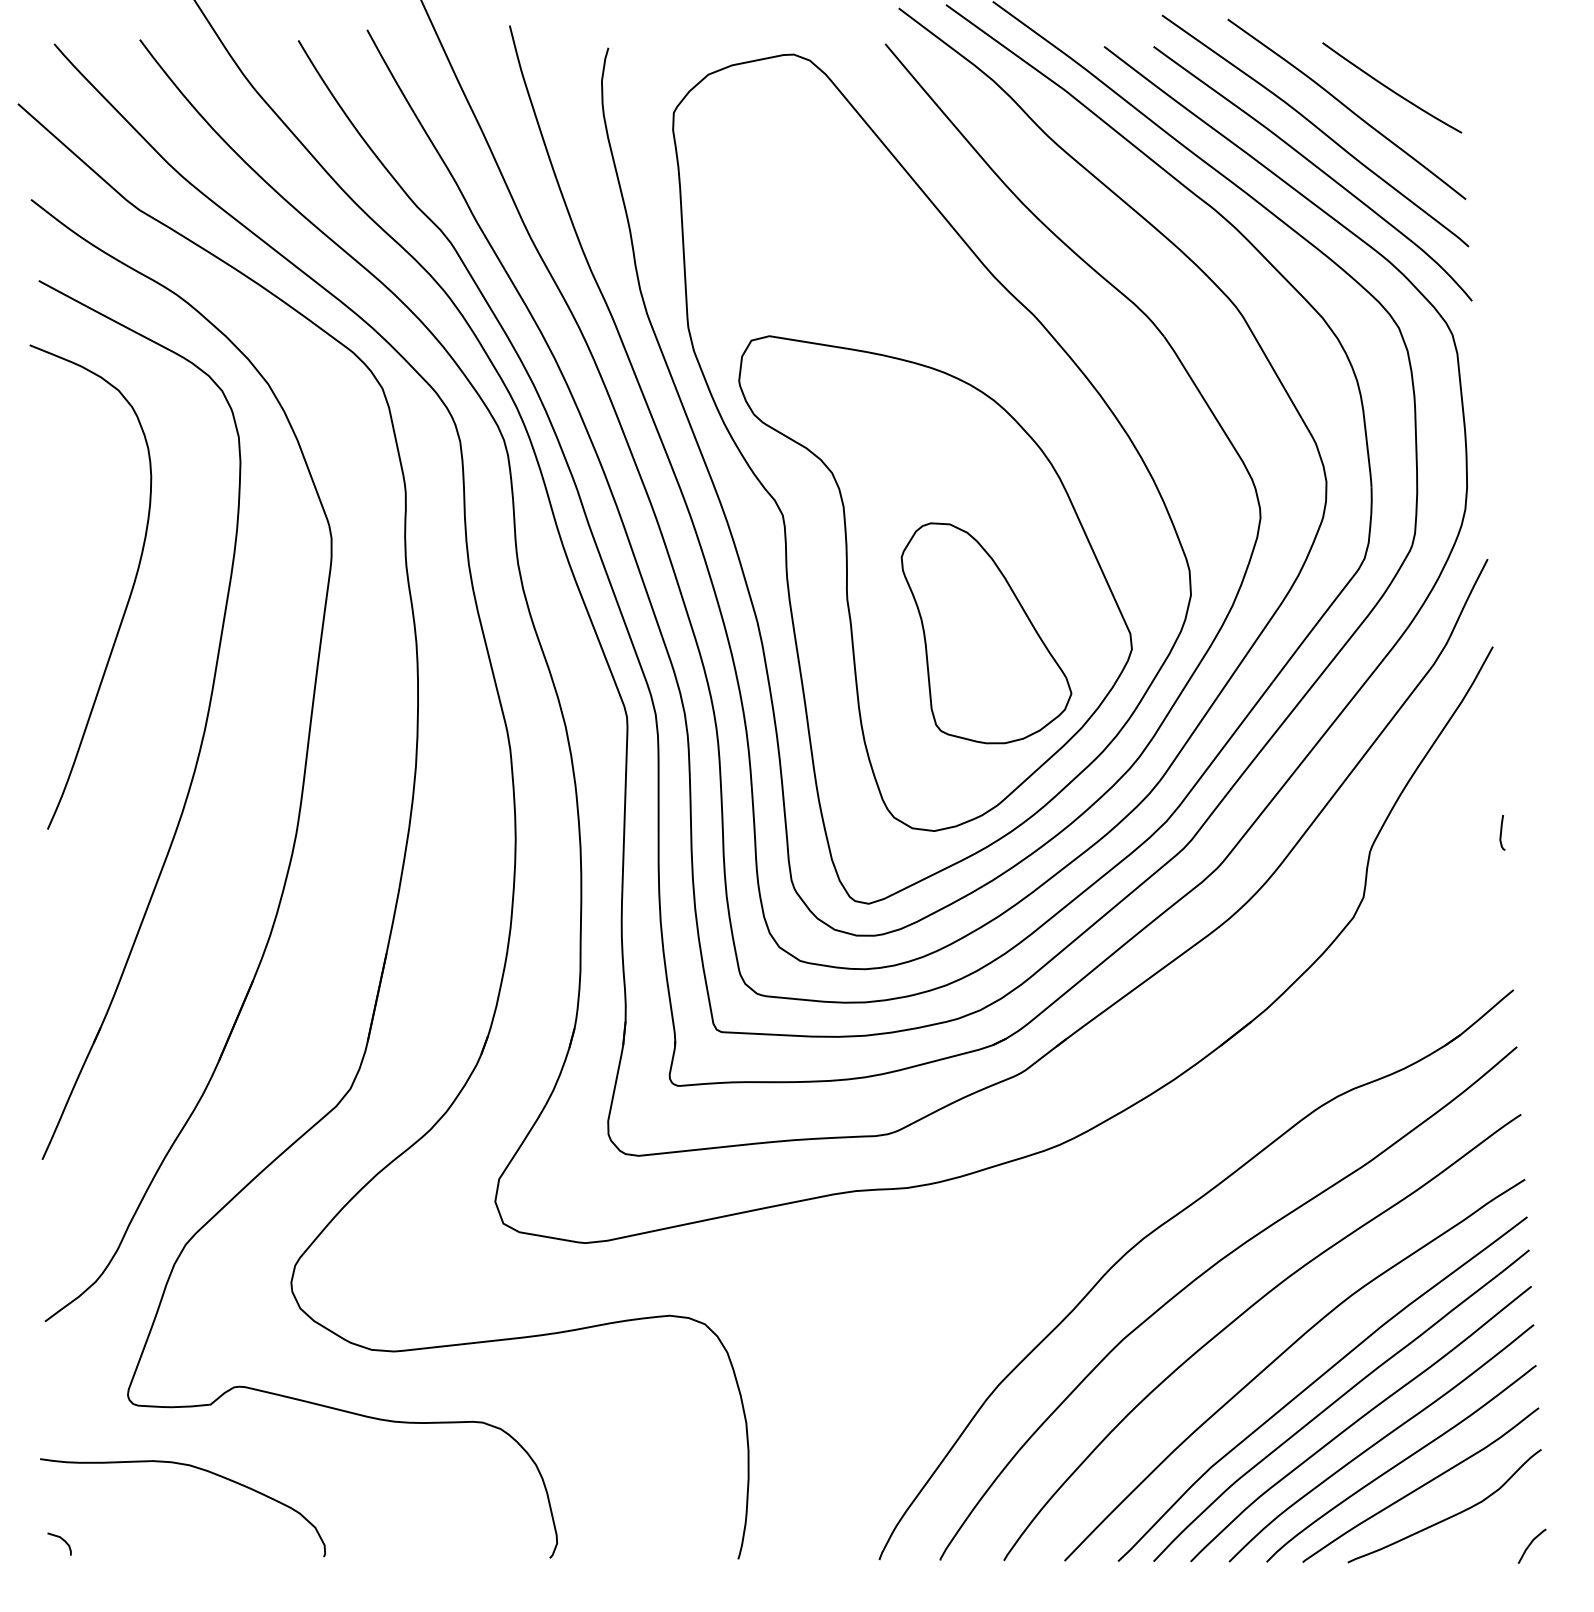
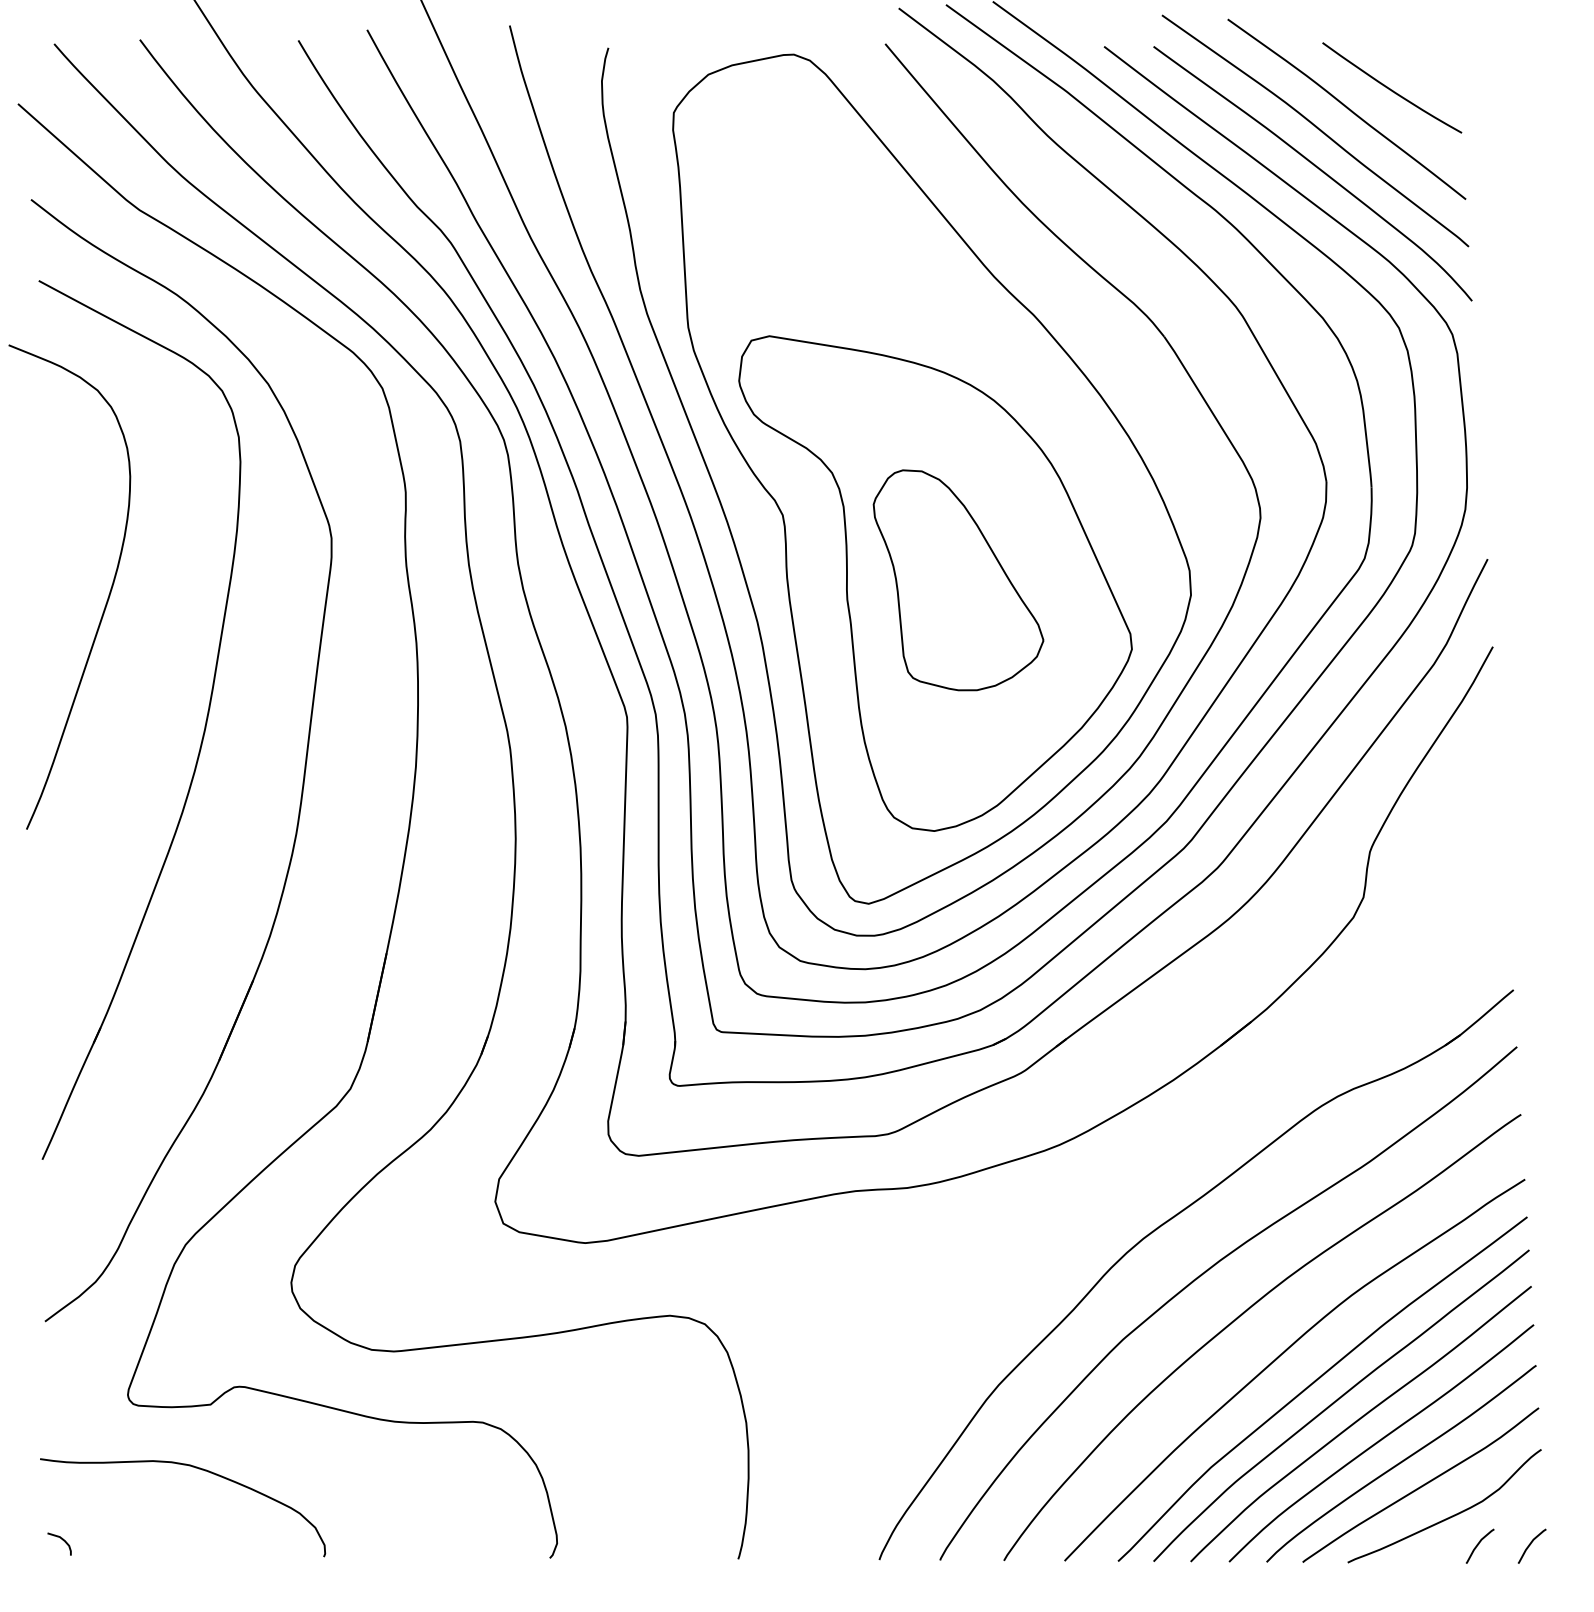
curve position: (128, 597) -> (107, 597) (107, 597)
part position: (986, 633) -> (958, 580) (958, 580)
curve: present -> none (1501, 832)
curve: none -> present (1479, 1544)
